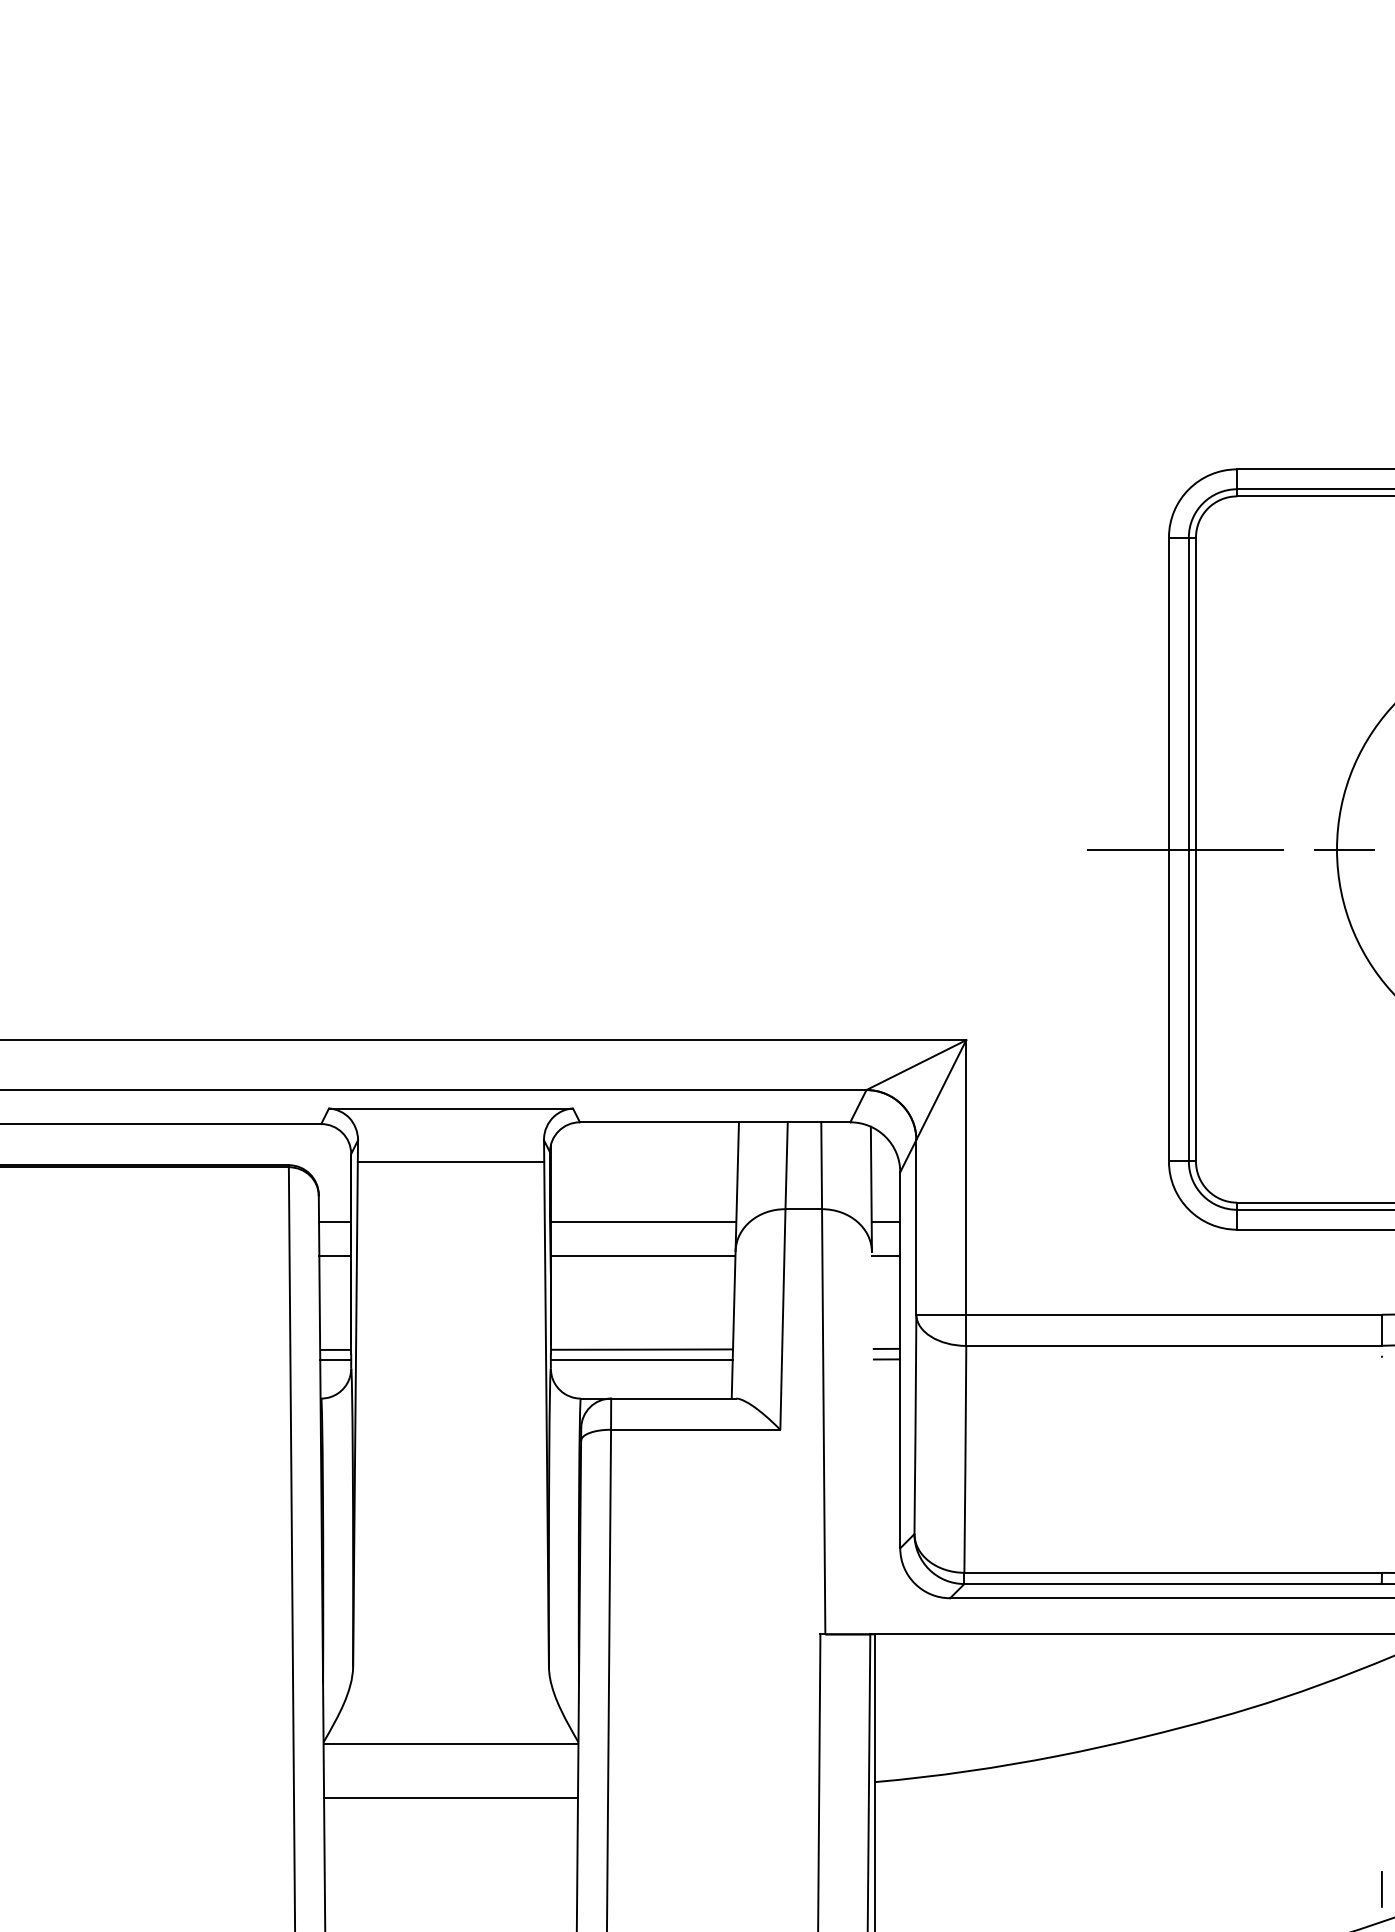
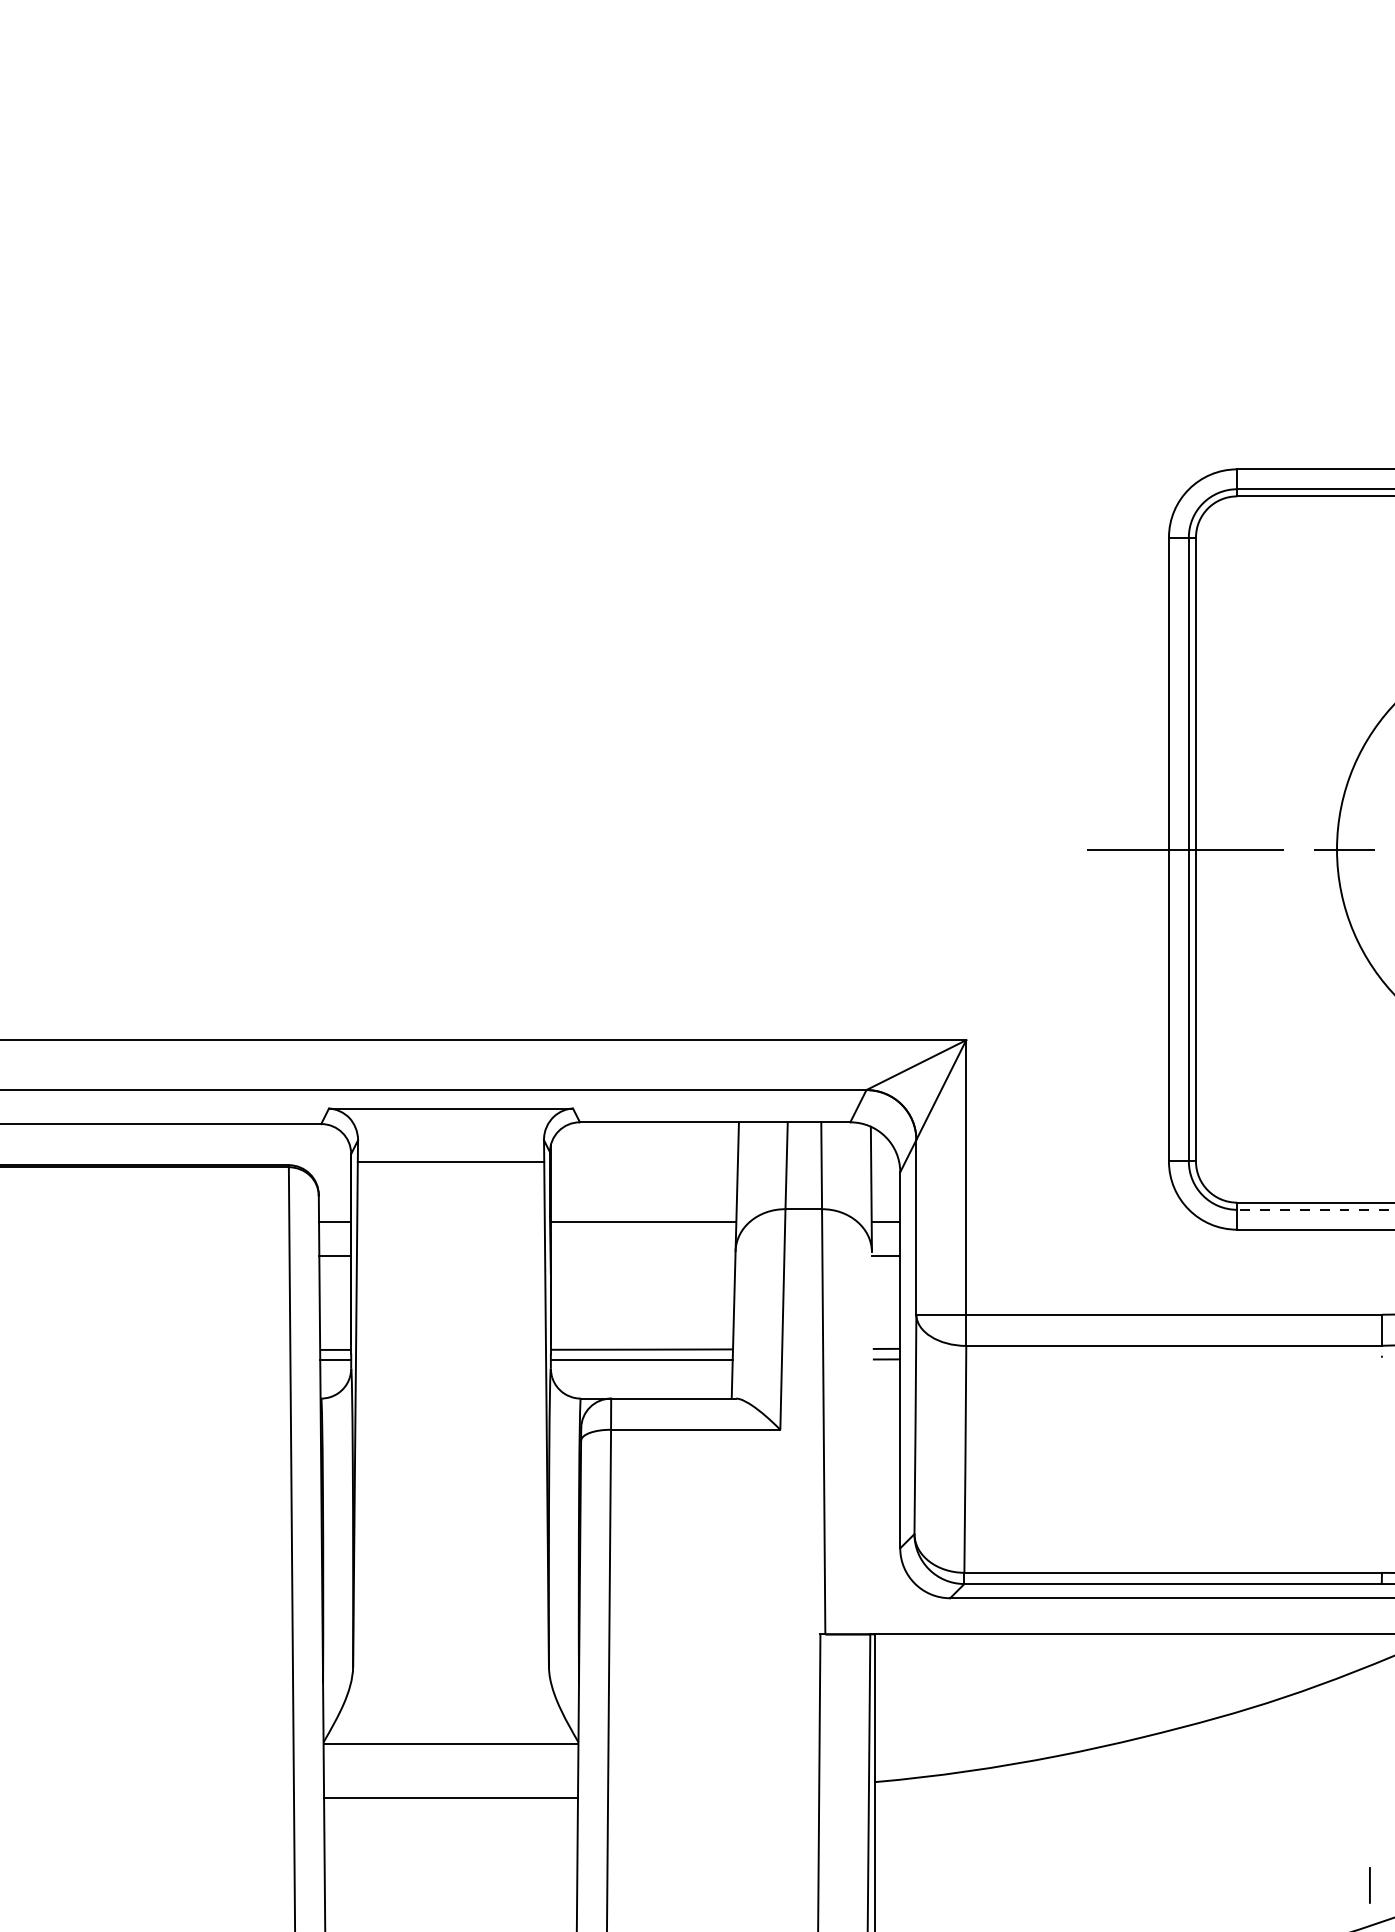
line: solid -> dashed (1315, 1209)
line: present -> none (642, 1255)
line position: (1381, 1889) -> (1369, 1885) (1369, 1885)
